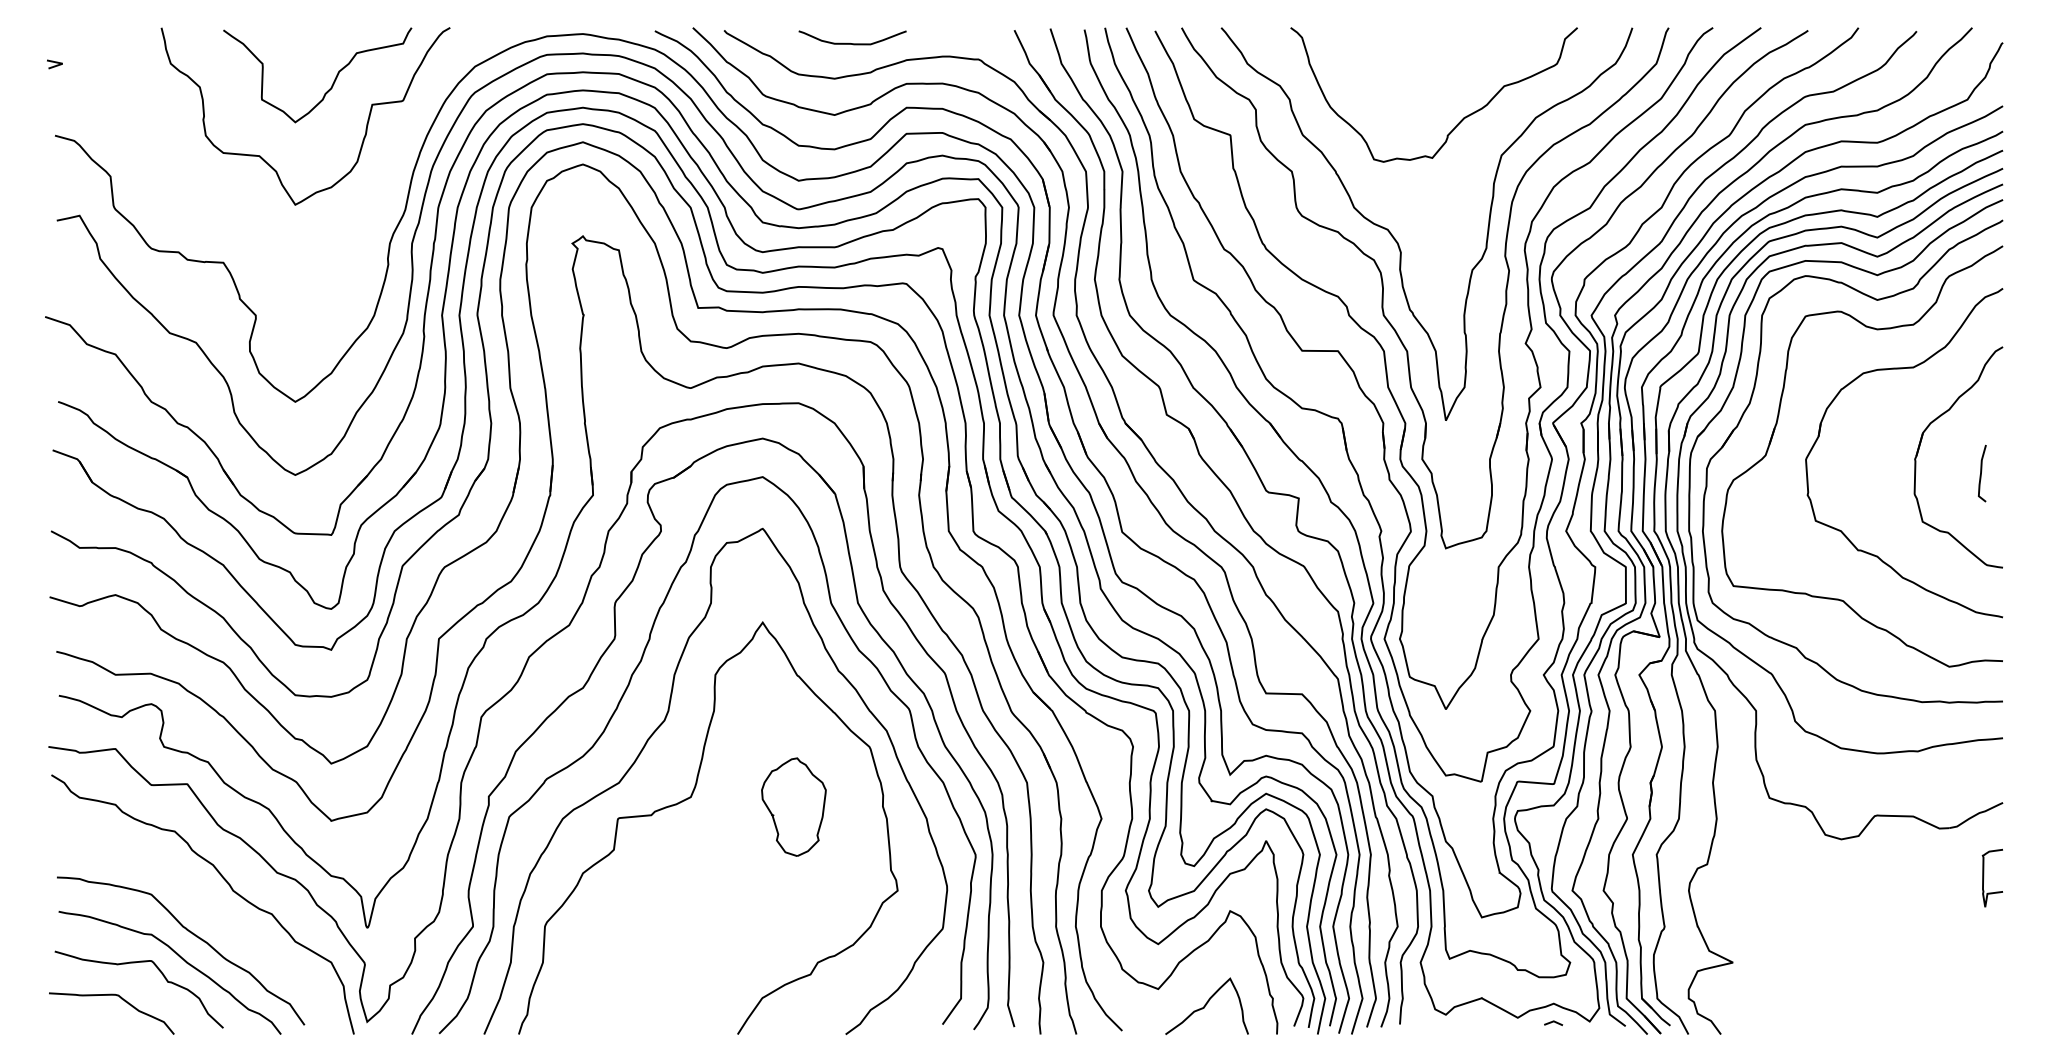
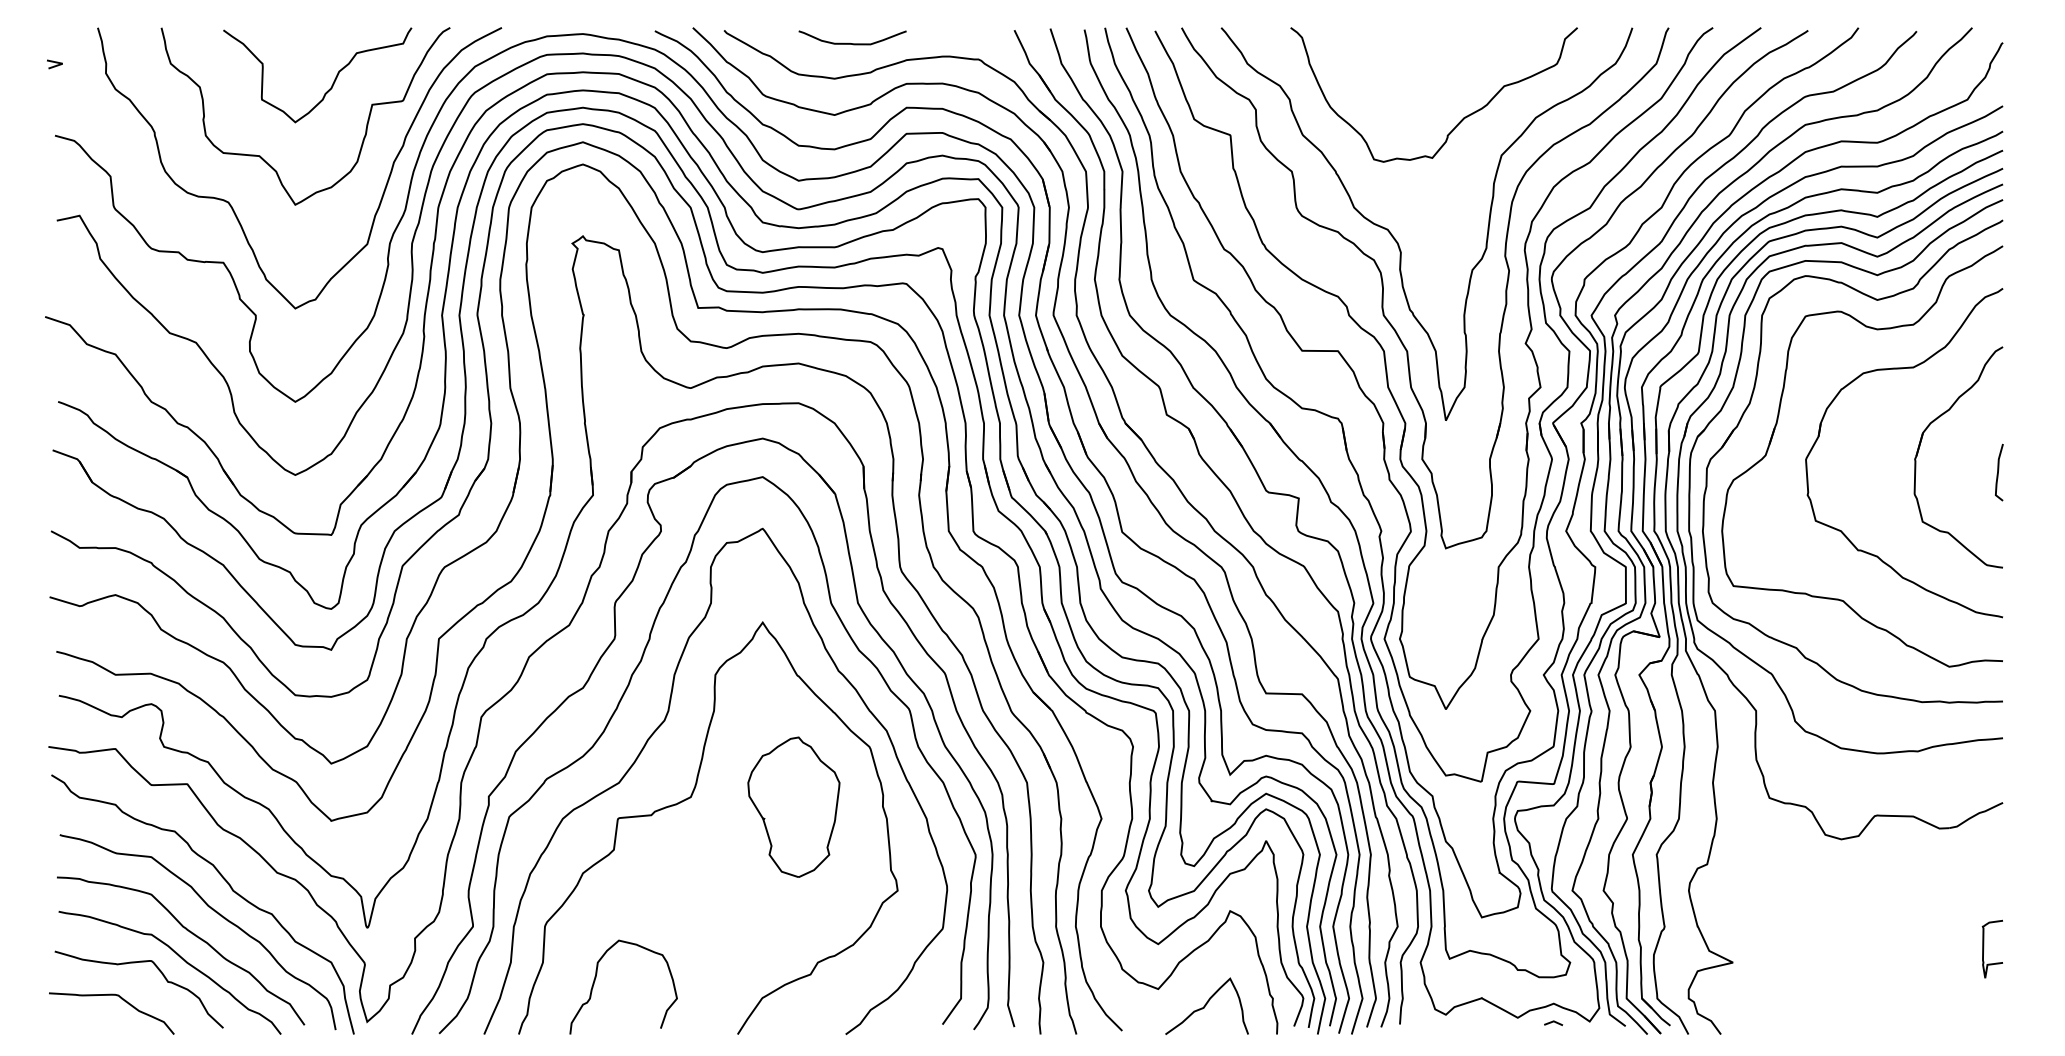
curve: none -> present (232, 206)
curve position: (1981, 473) -> (1998, 472) (1998, 472)
part size: 66x100 px -> 94x142 px (793, 806)
curve position: (1984, 877) -> (1984, 948) (1984, 948)
curve: none -> present (212, 910)
curve: none -> present (595, 981)
